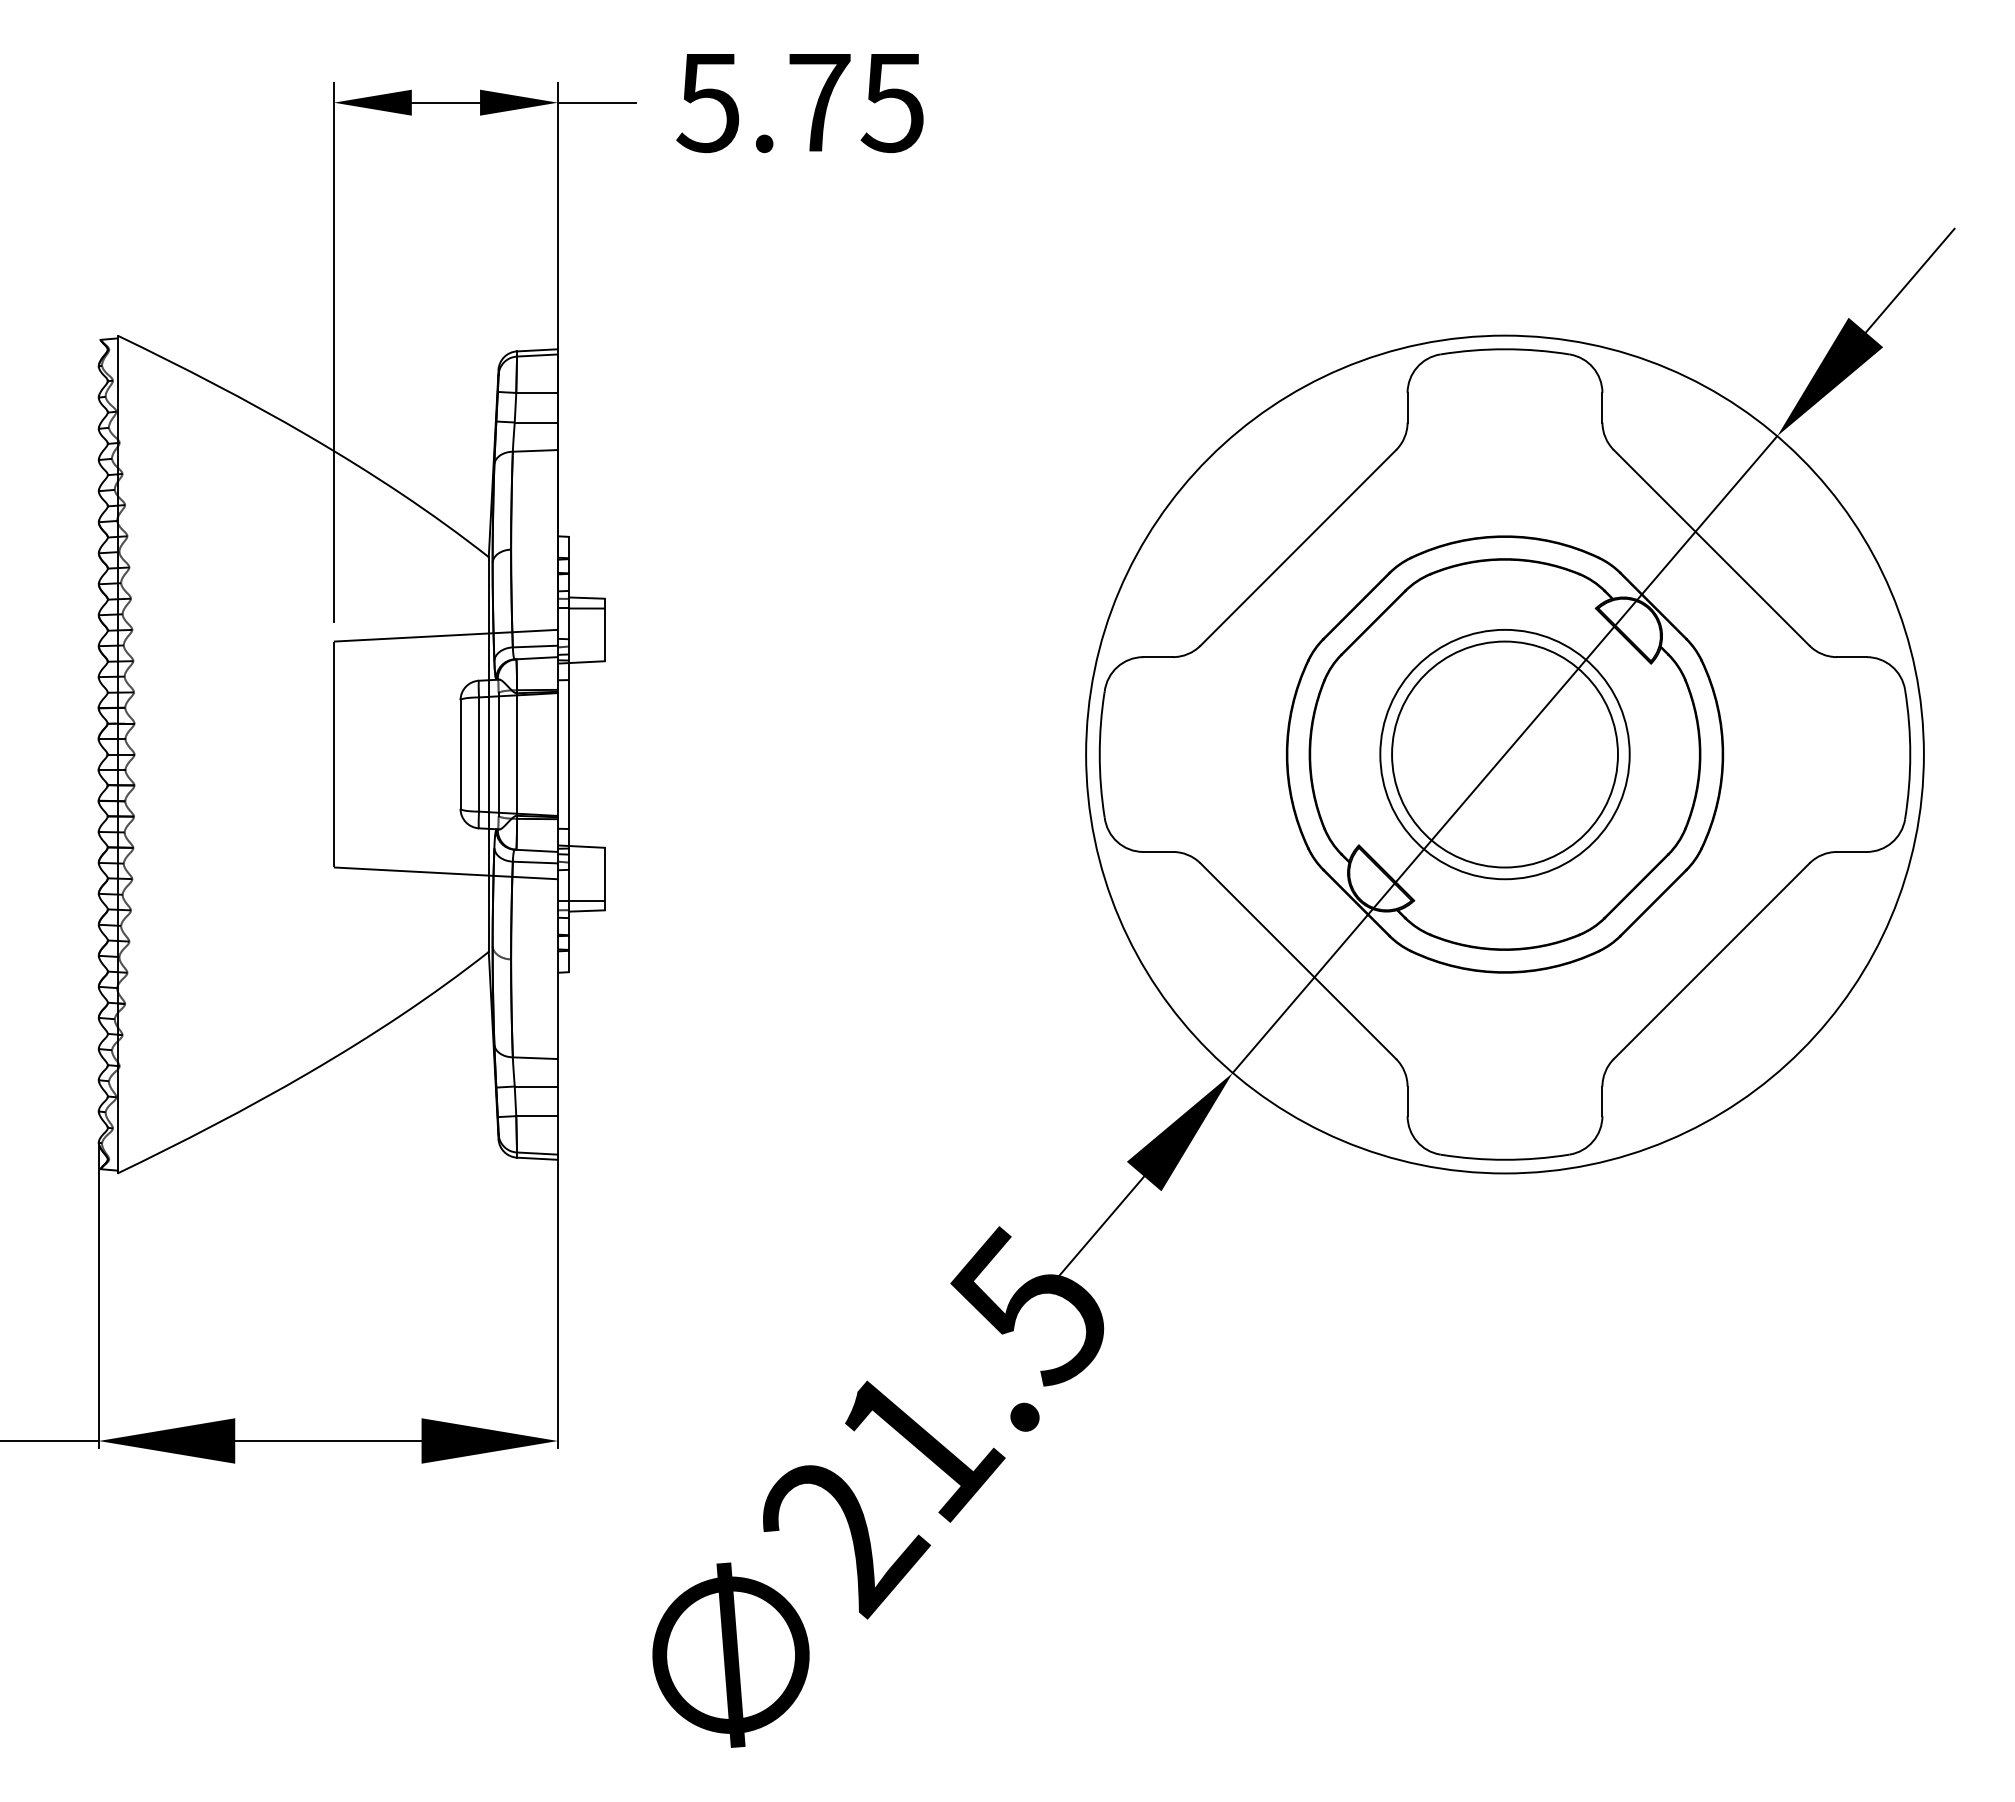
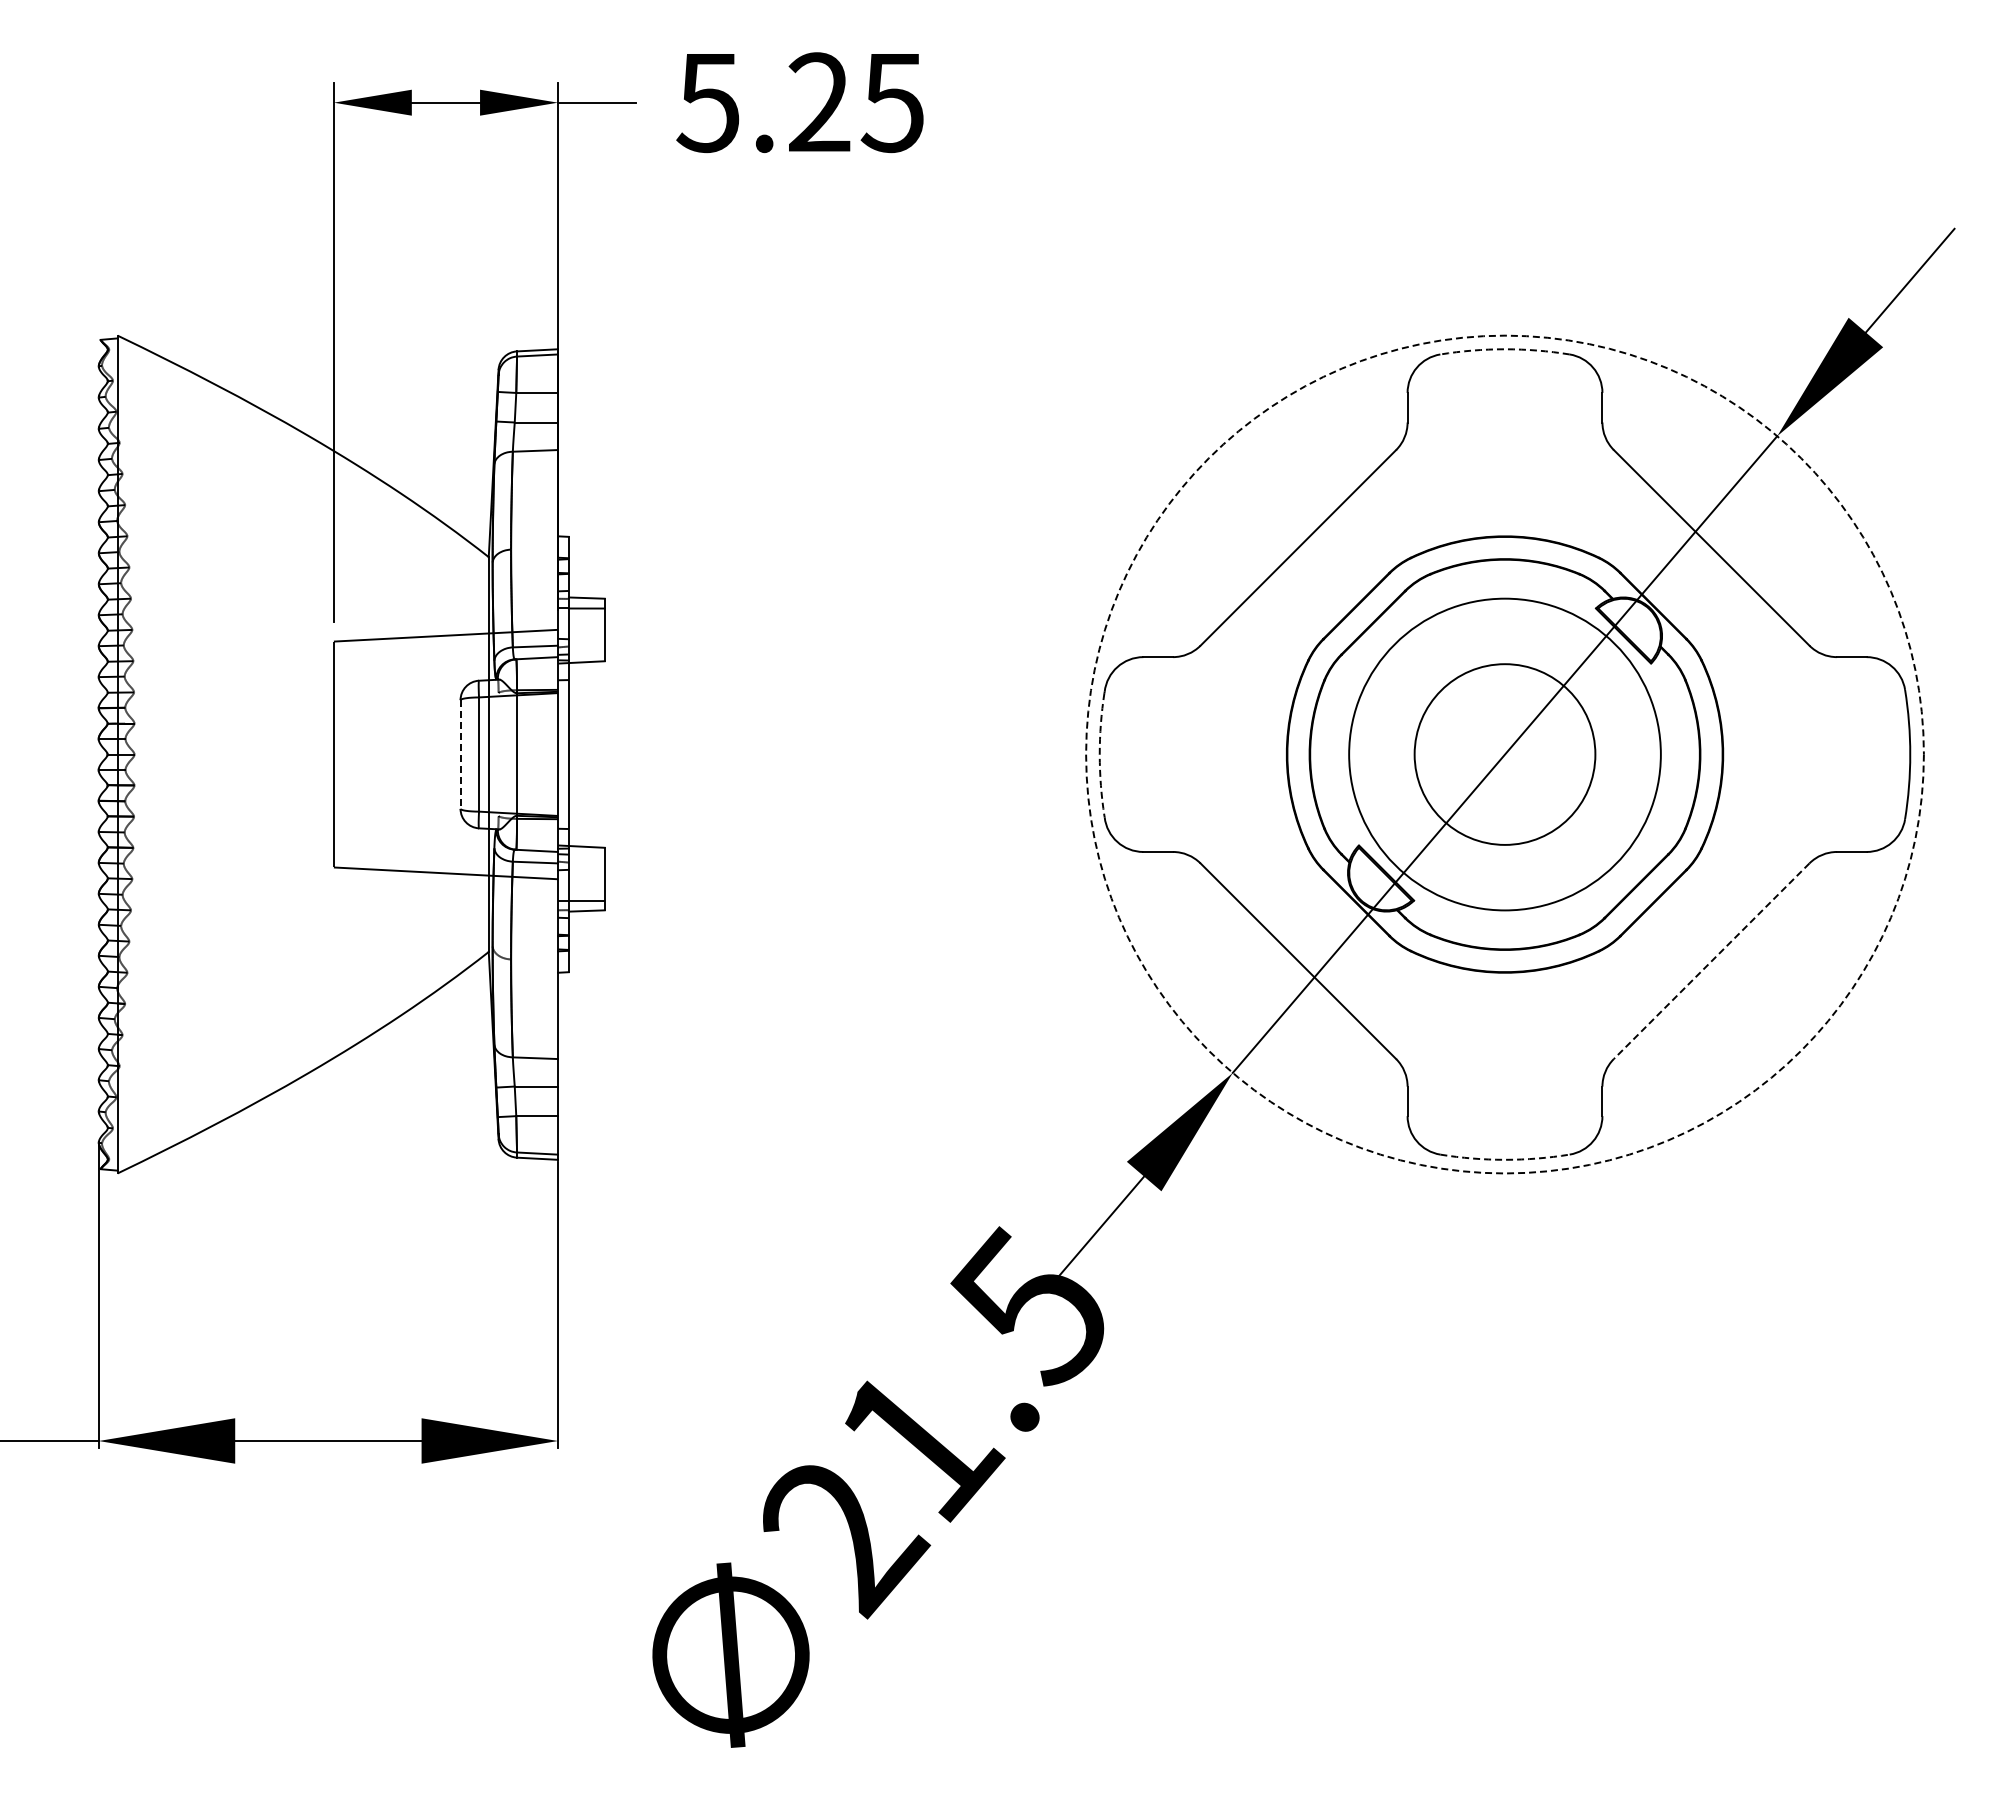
text: 5.75 -> 5.25 (819, 101)
arc: solid -> dashed (1505, 349)
line: present -> none (498, 754)
arc: solid -> dashed (1099, 754)
circle diameter: 226 px -> 181 px (1504, 754)
circle diameter: 249 px -> 312 px (1504, 754)
circle: solid -> dashed (1504, 754)
line: solid -> dashed (460, 755)
line: solid -> dashed (1711, 961)
arc: solid -> dashed (1505, 1159)
